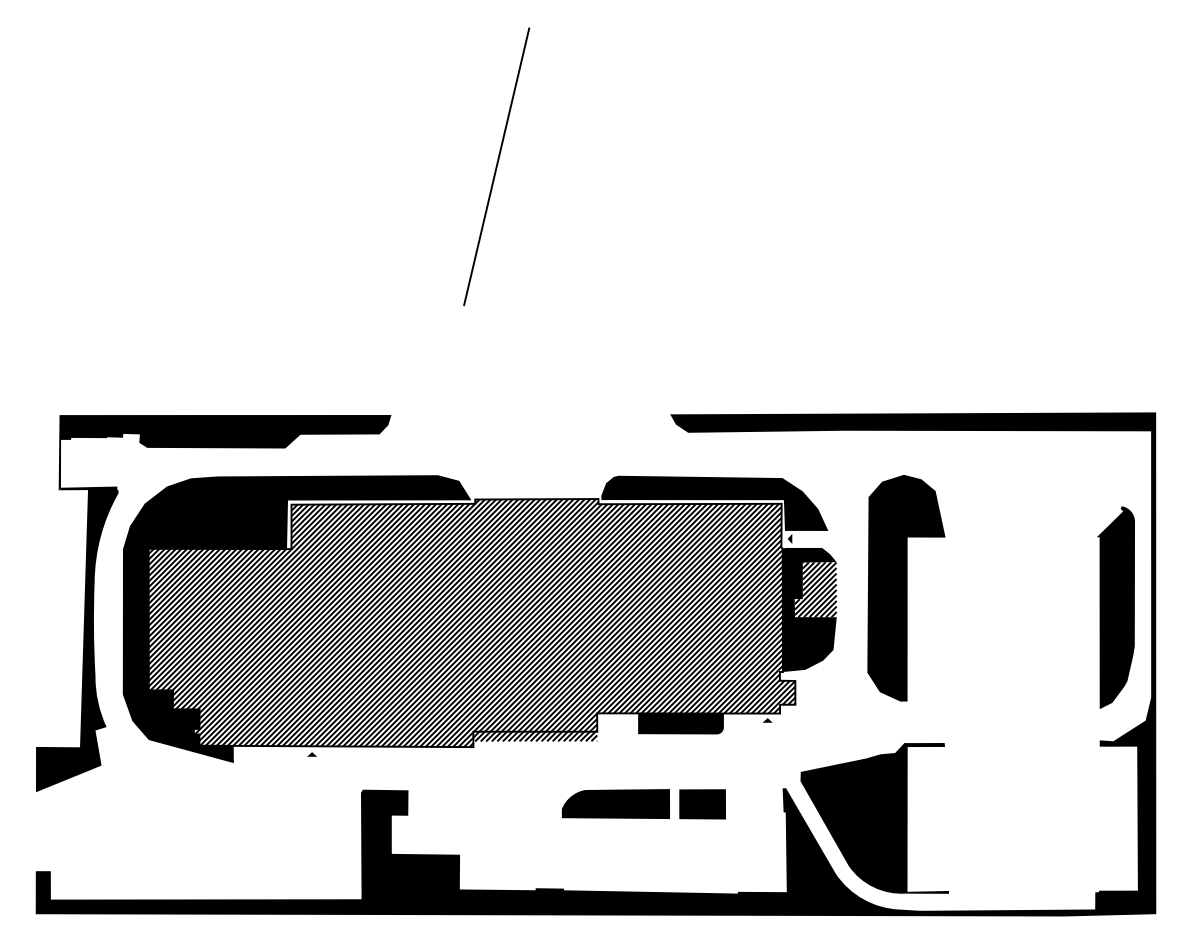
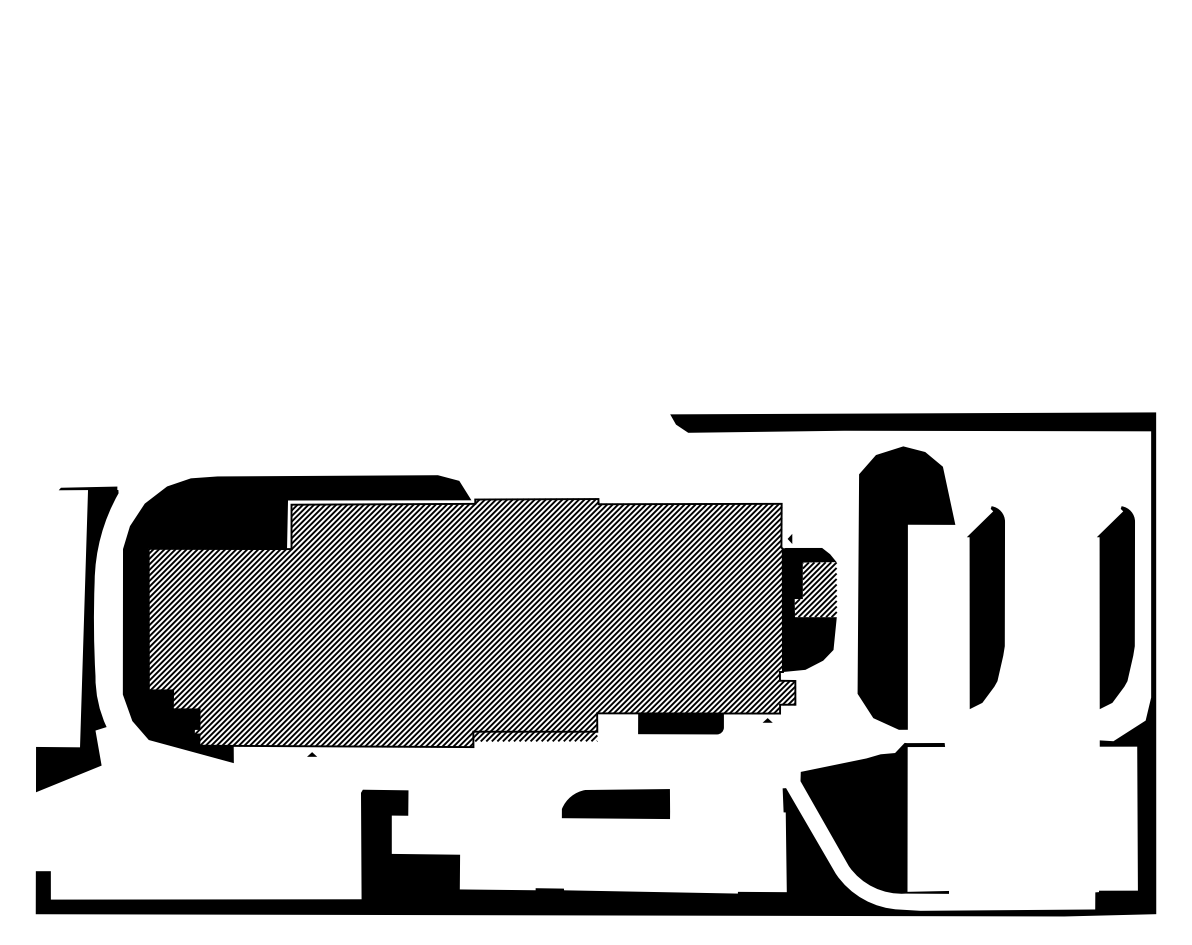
line: present -> none (496, 166)
fill: present -> none (224, 452)
fill: present -> none (714, 502)
part size: 79x227 px -> 99x284 px (906, 587)
part: none -> present (985, 607)
fill: present -> none (702, 804)
